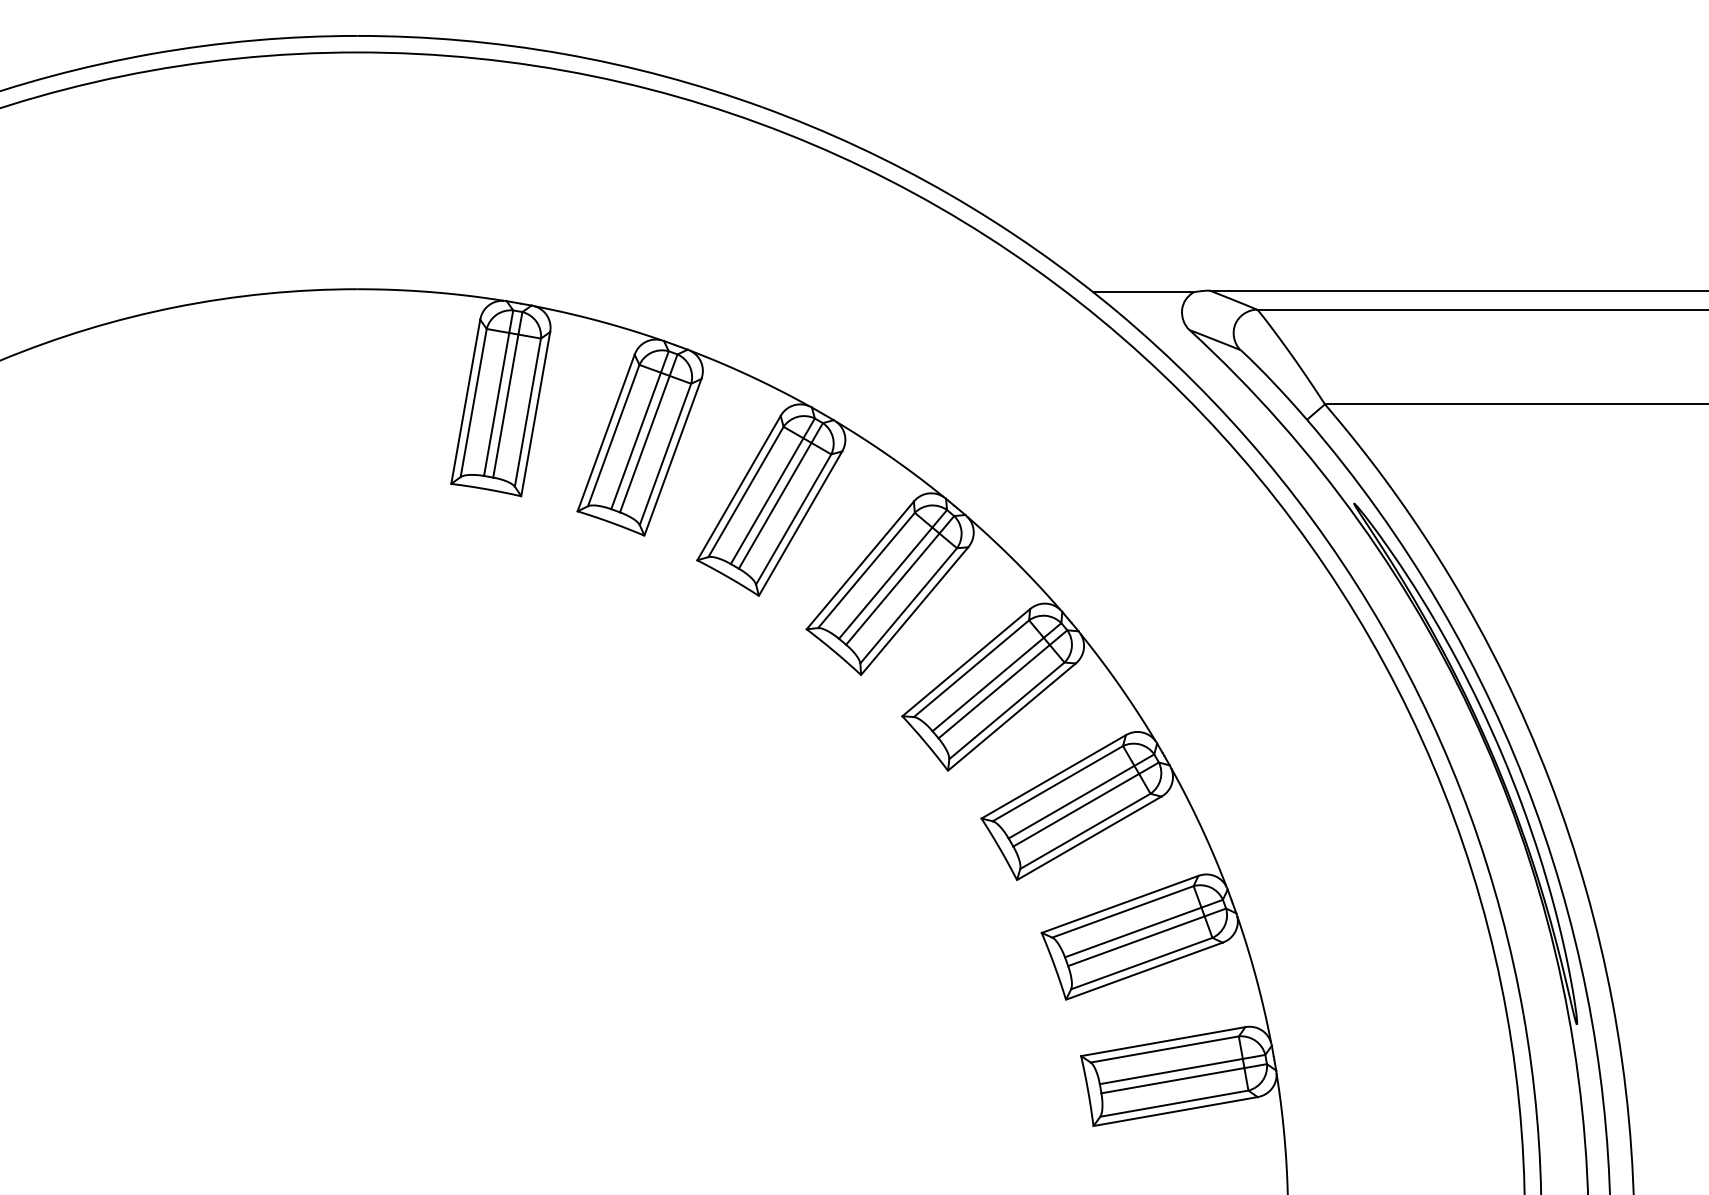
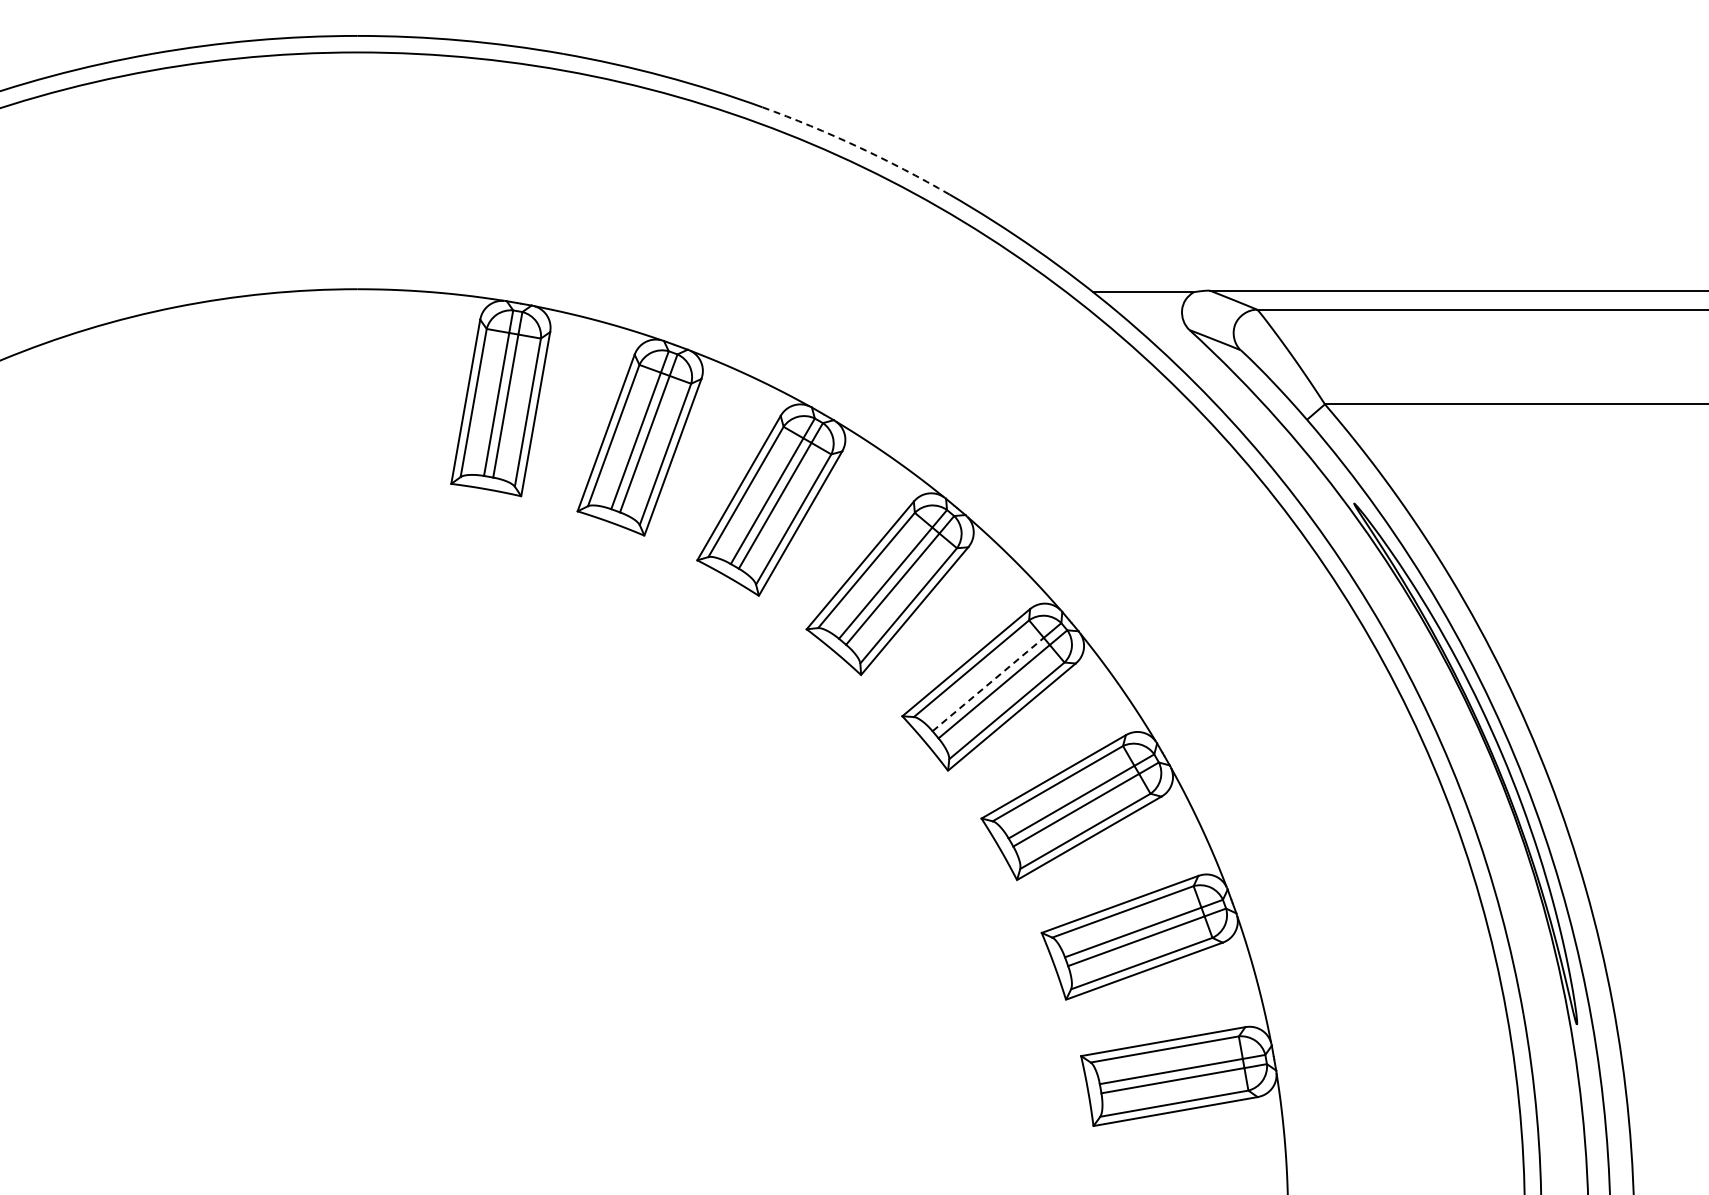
arc: solid -> dashed (857, 146)
line: solid -> dashed (988, 684)
